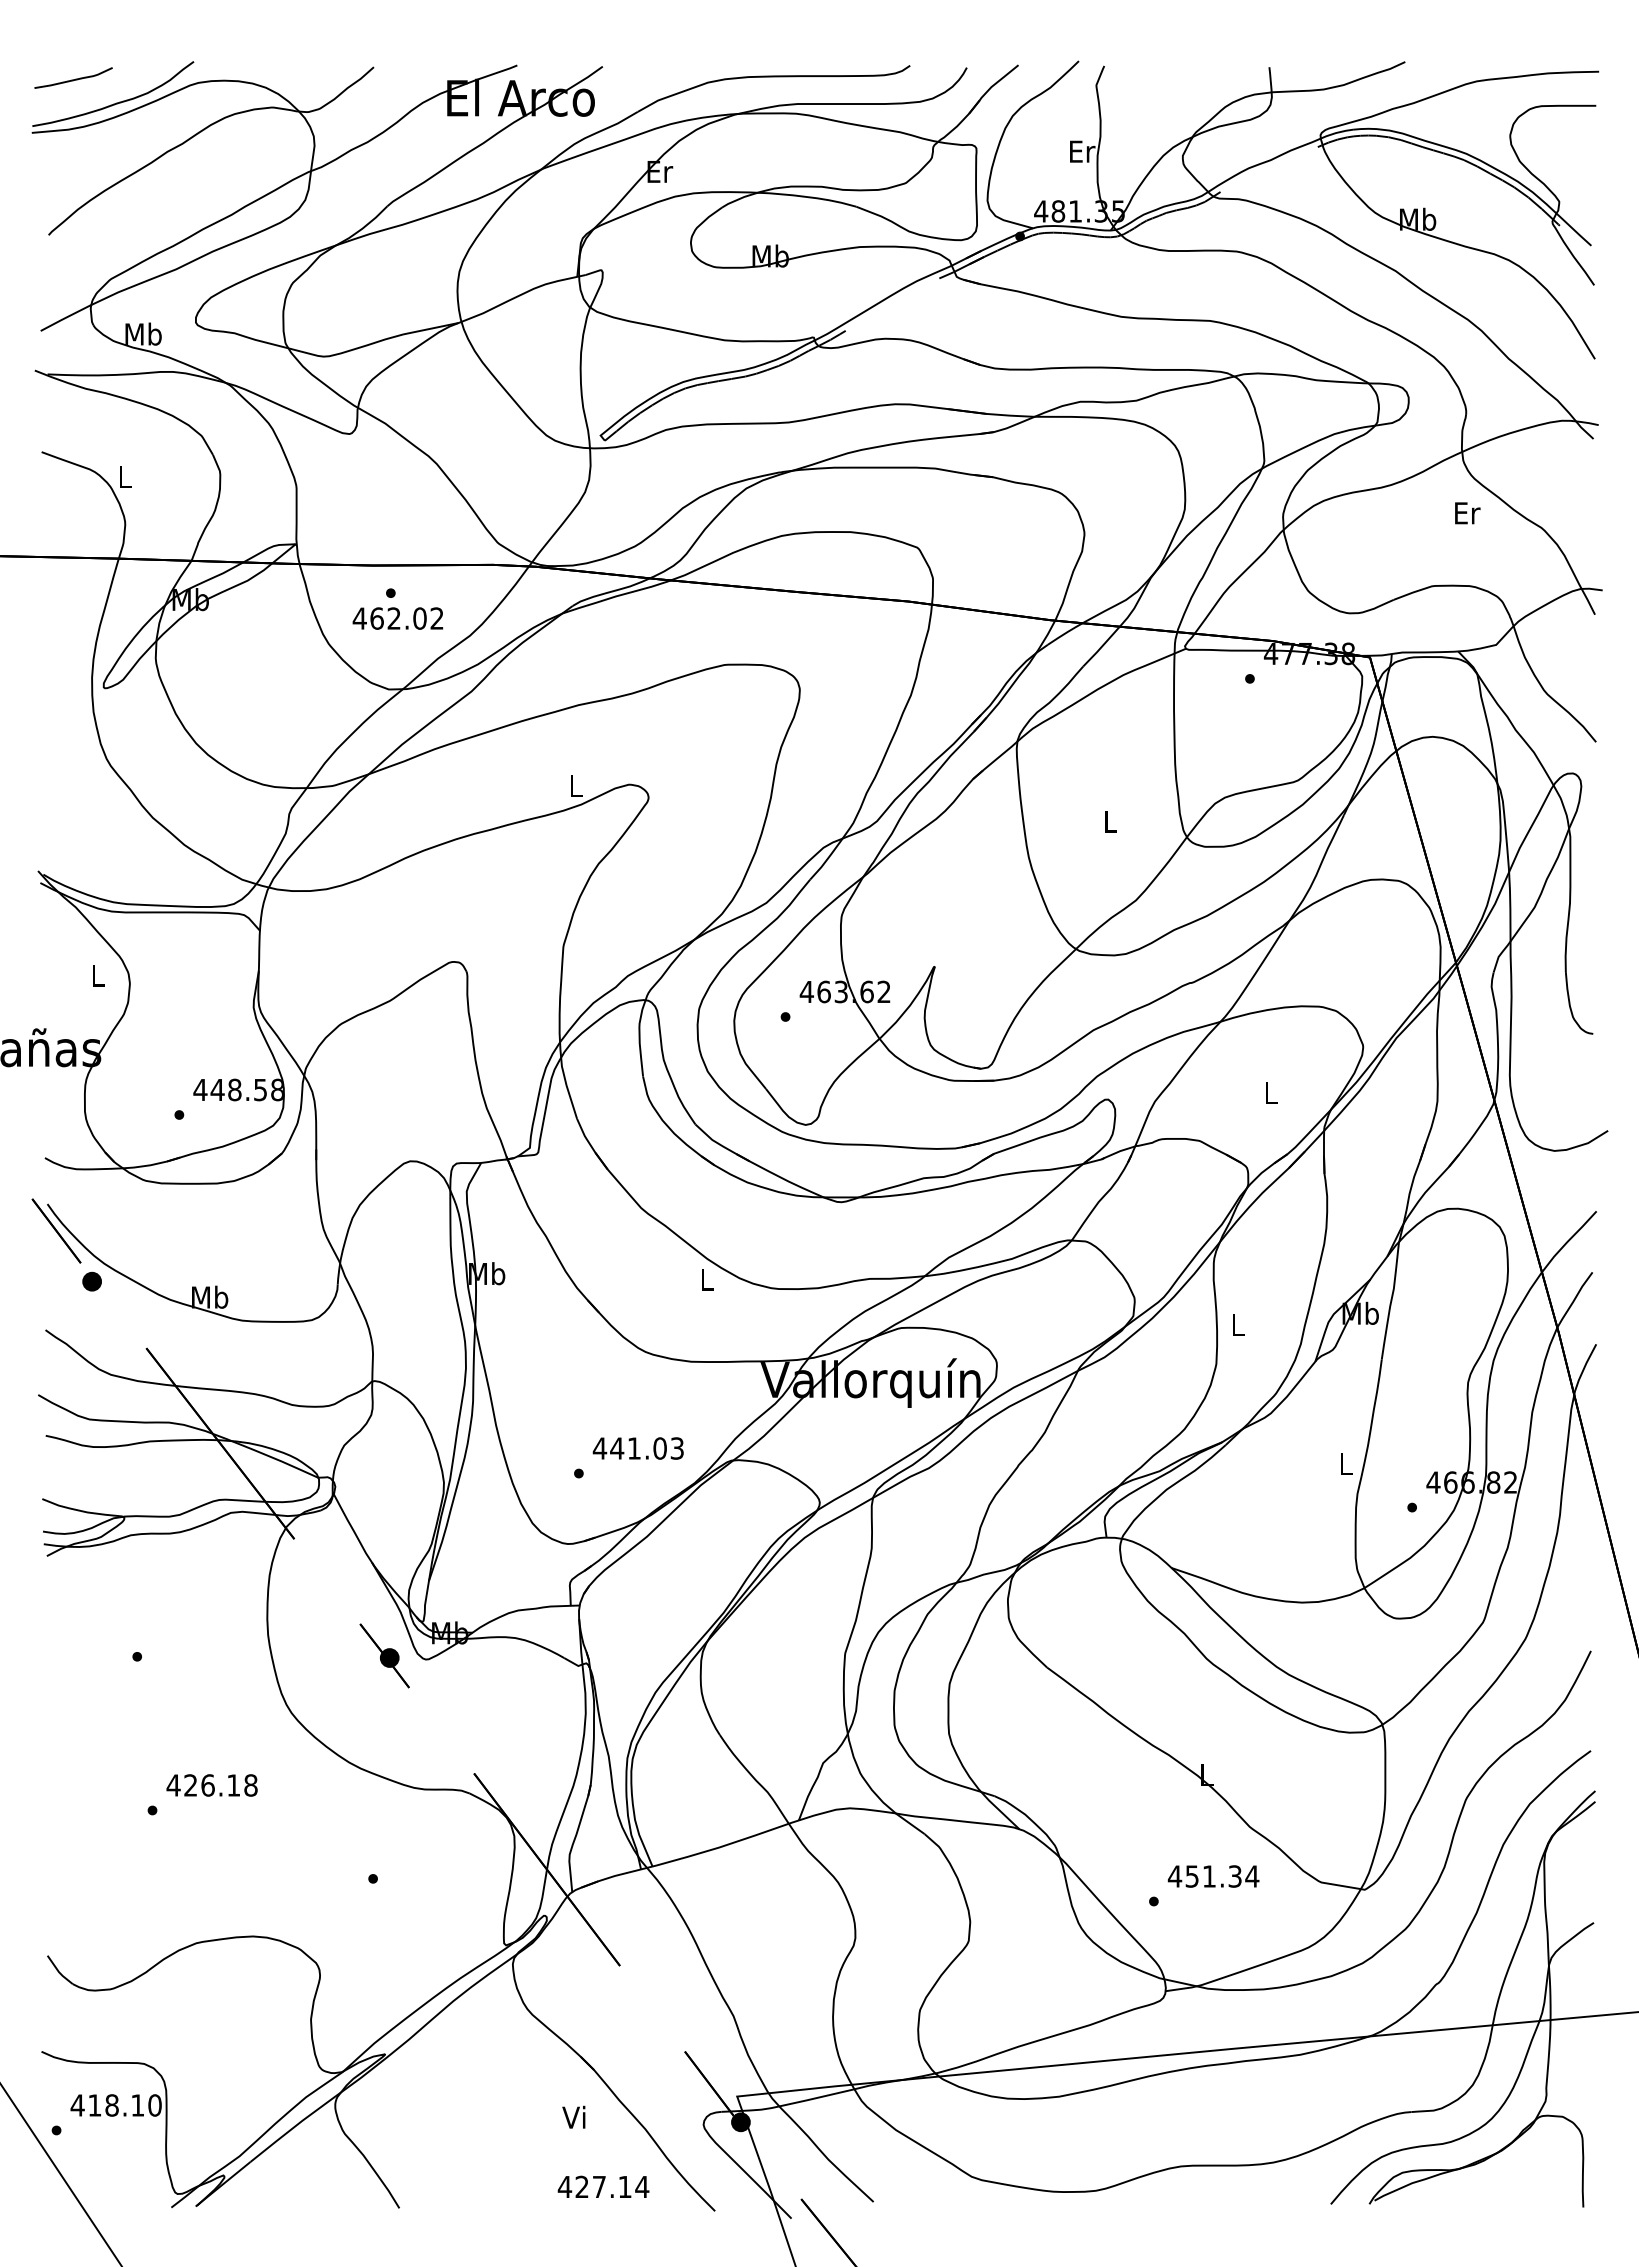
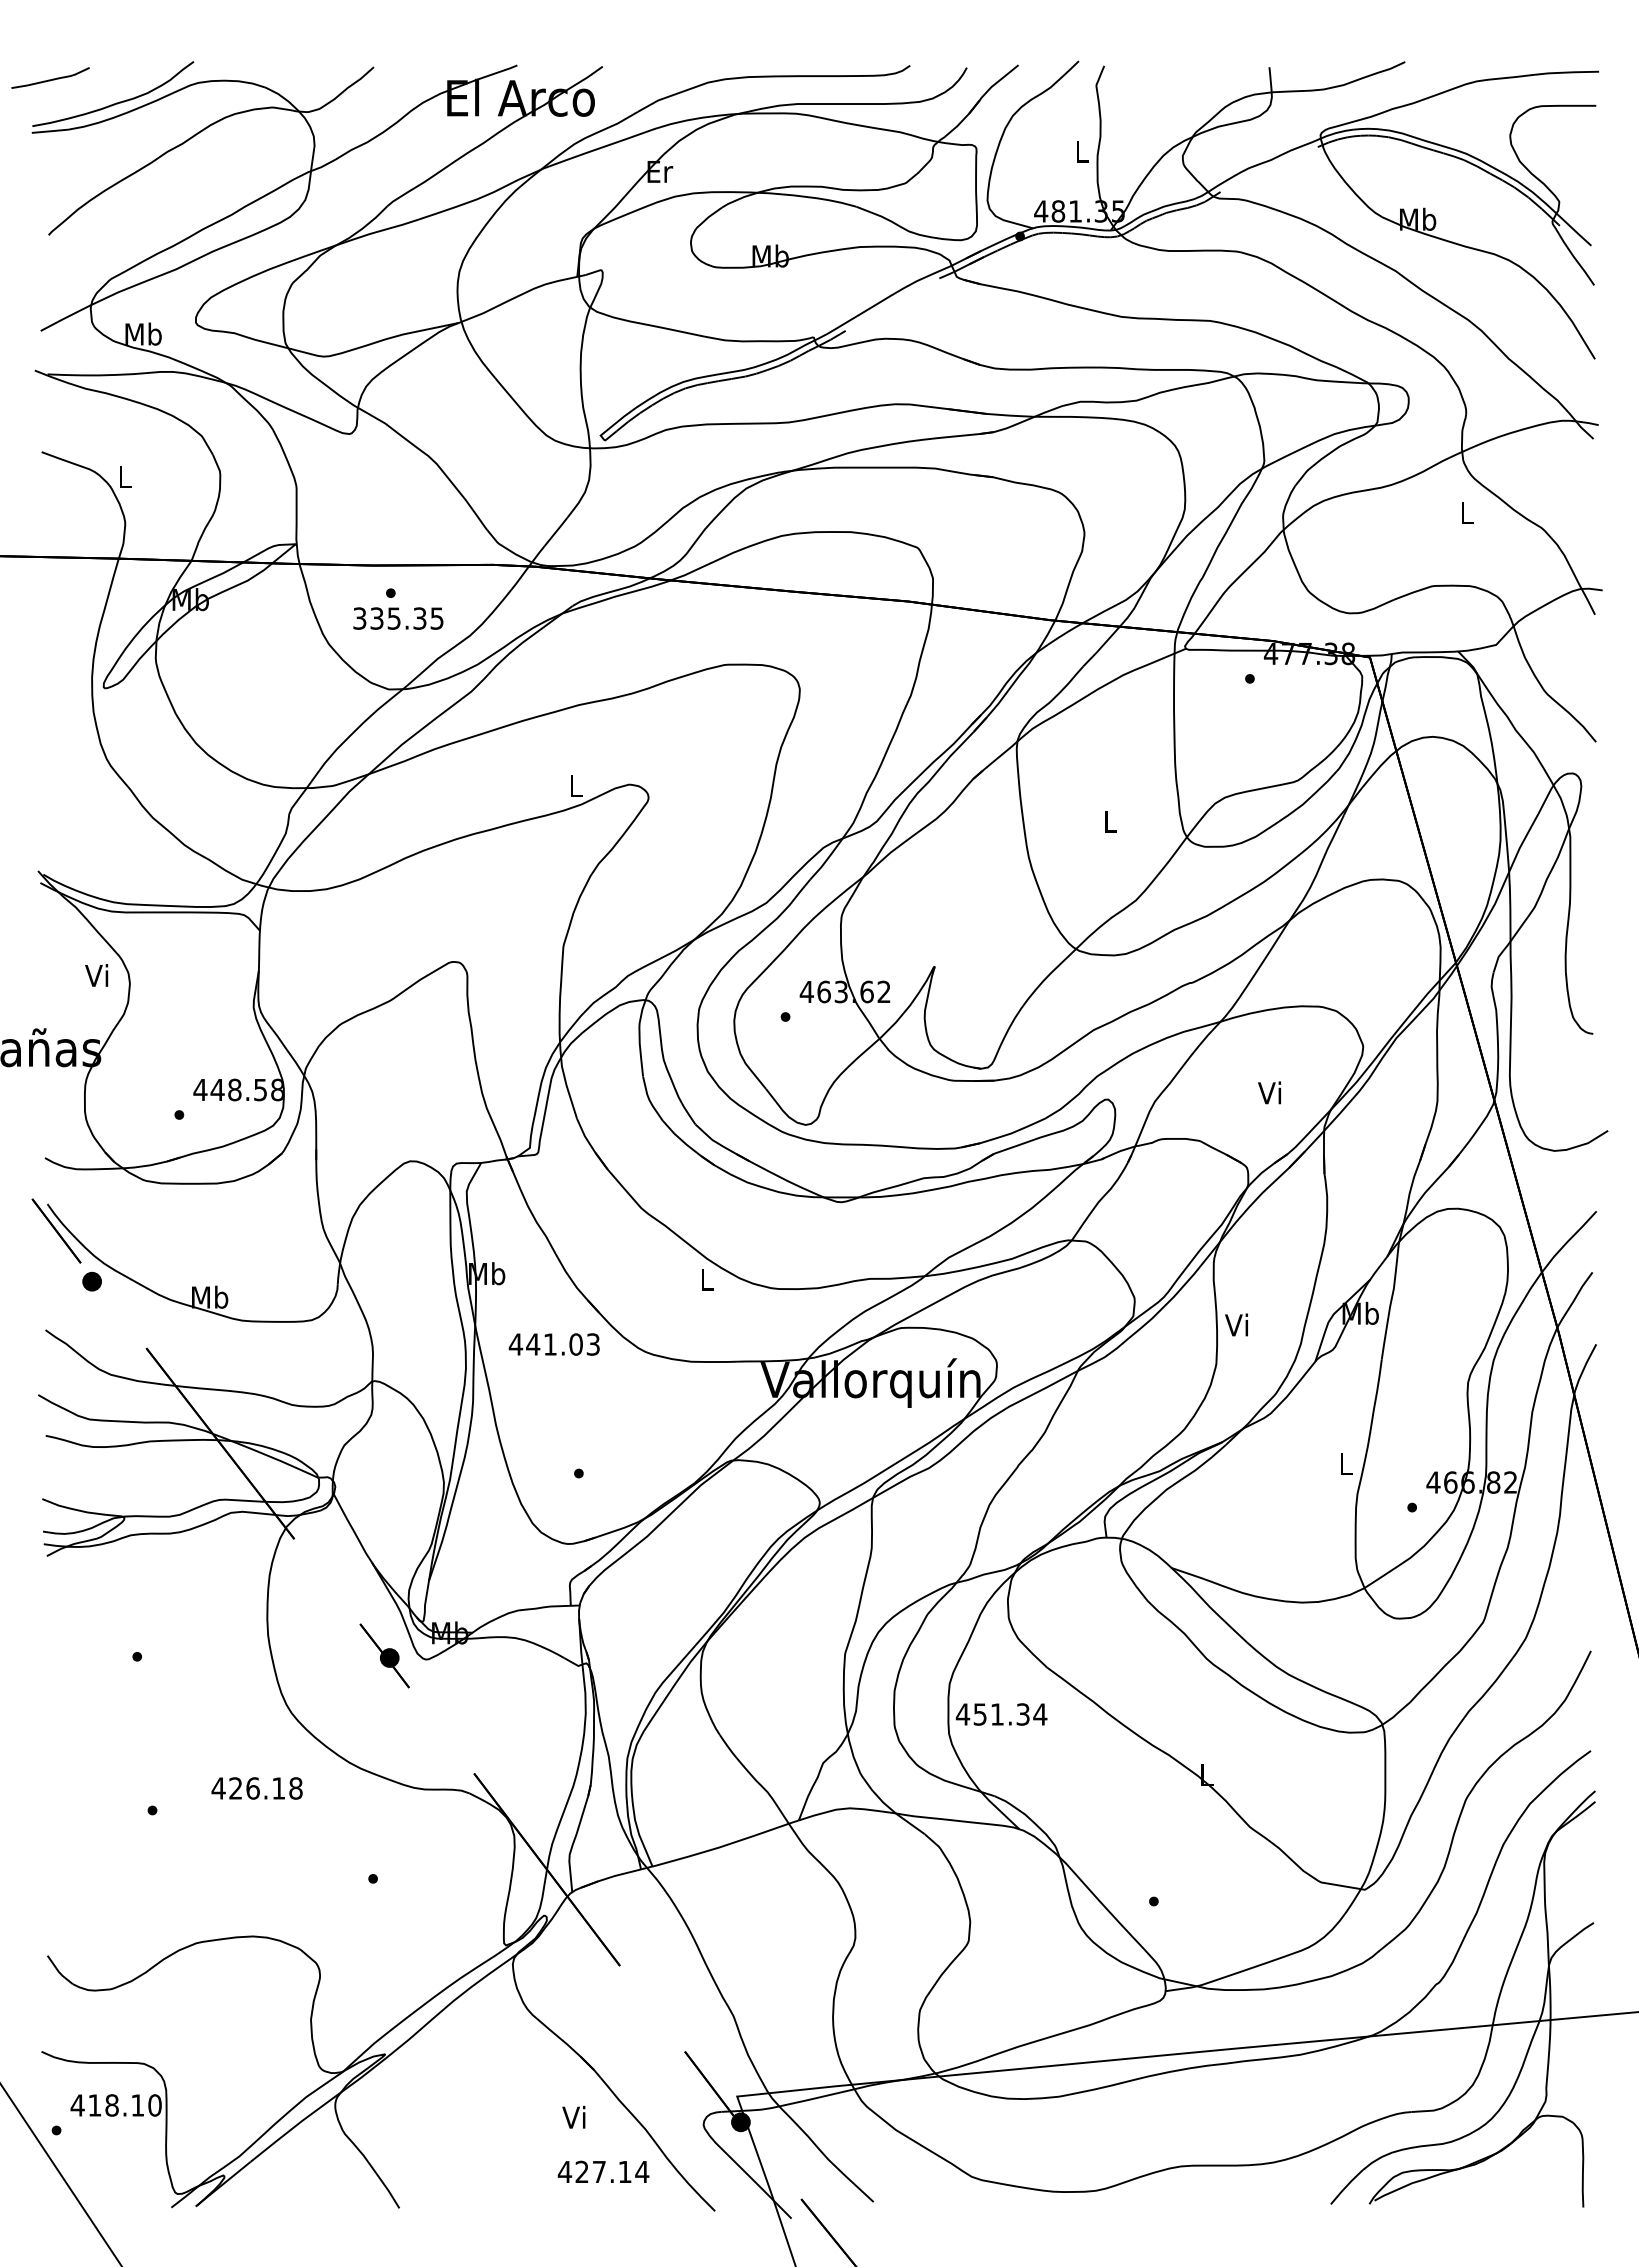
curve position: (73, 79) -> (50, 79) (50, 79)
text: Er -> L (1082, 151)
text: Er -> L (1467, 513)
text: 462.02 -> 335.35 (397, 618)
text: L -> Vi (96, 975)
text: L -> Vi (1269, 1092)
text: L -> Vi (1236, 1324)
text position: (637, 1448) -> (553, 1344) (553, 1344)
text position: (211, 1785) -> (256, 1788) (256, 1788)
text position: (1213, 1876) -> (1001, 1714) (1001, 1714)
text position: (603, 2186) -> (603, 2171) (603, 2171)
